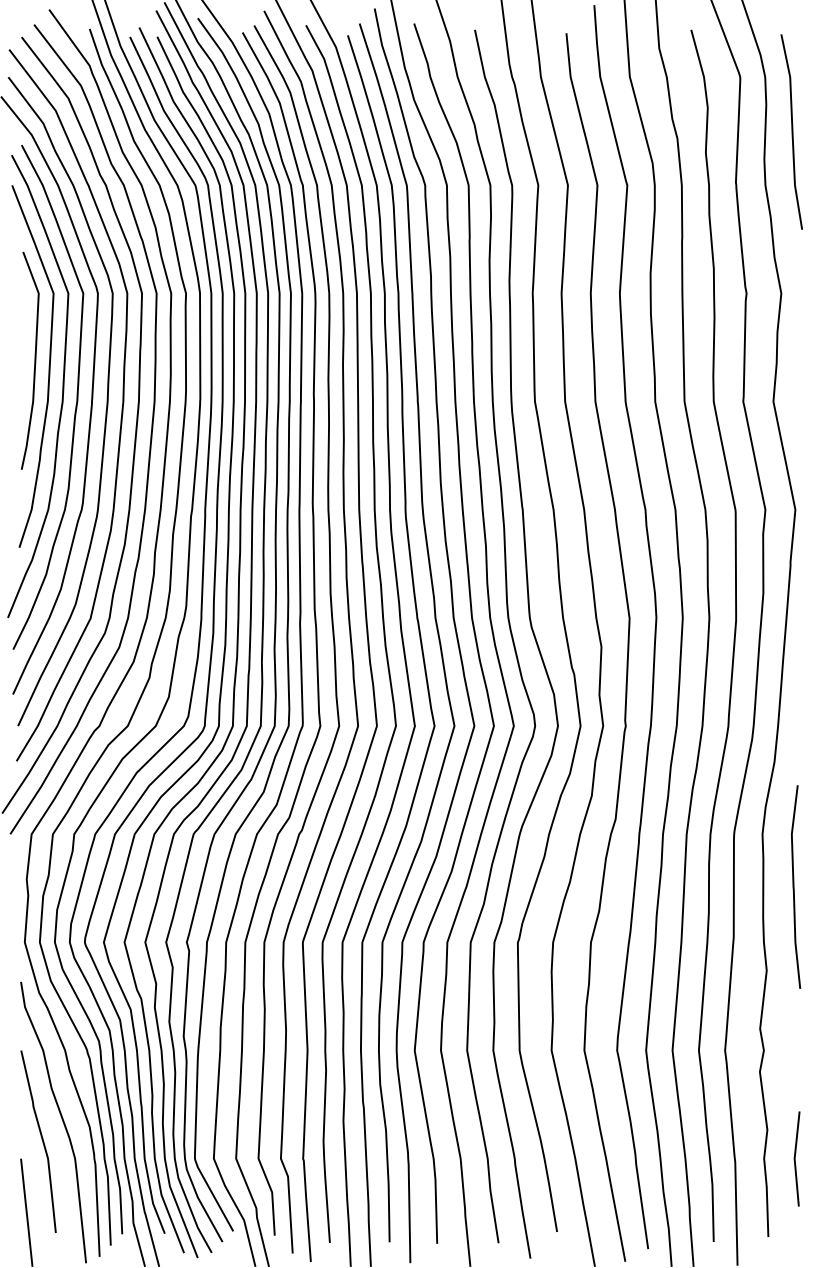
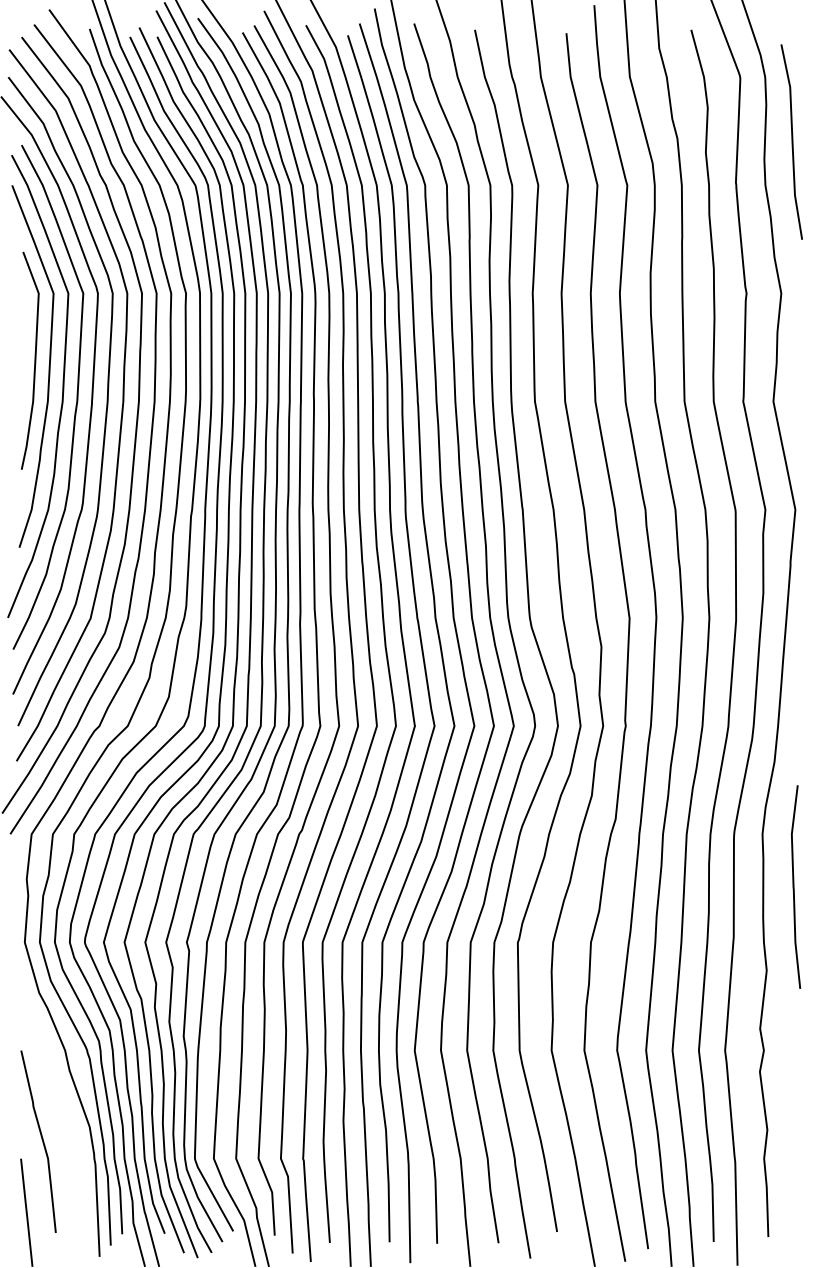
curve position: (791, 131) -> (791, 141) (791, 141)
curve: present -> none (61, 1119)
line: present -> none (795, 1158)
